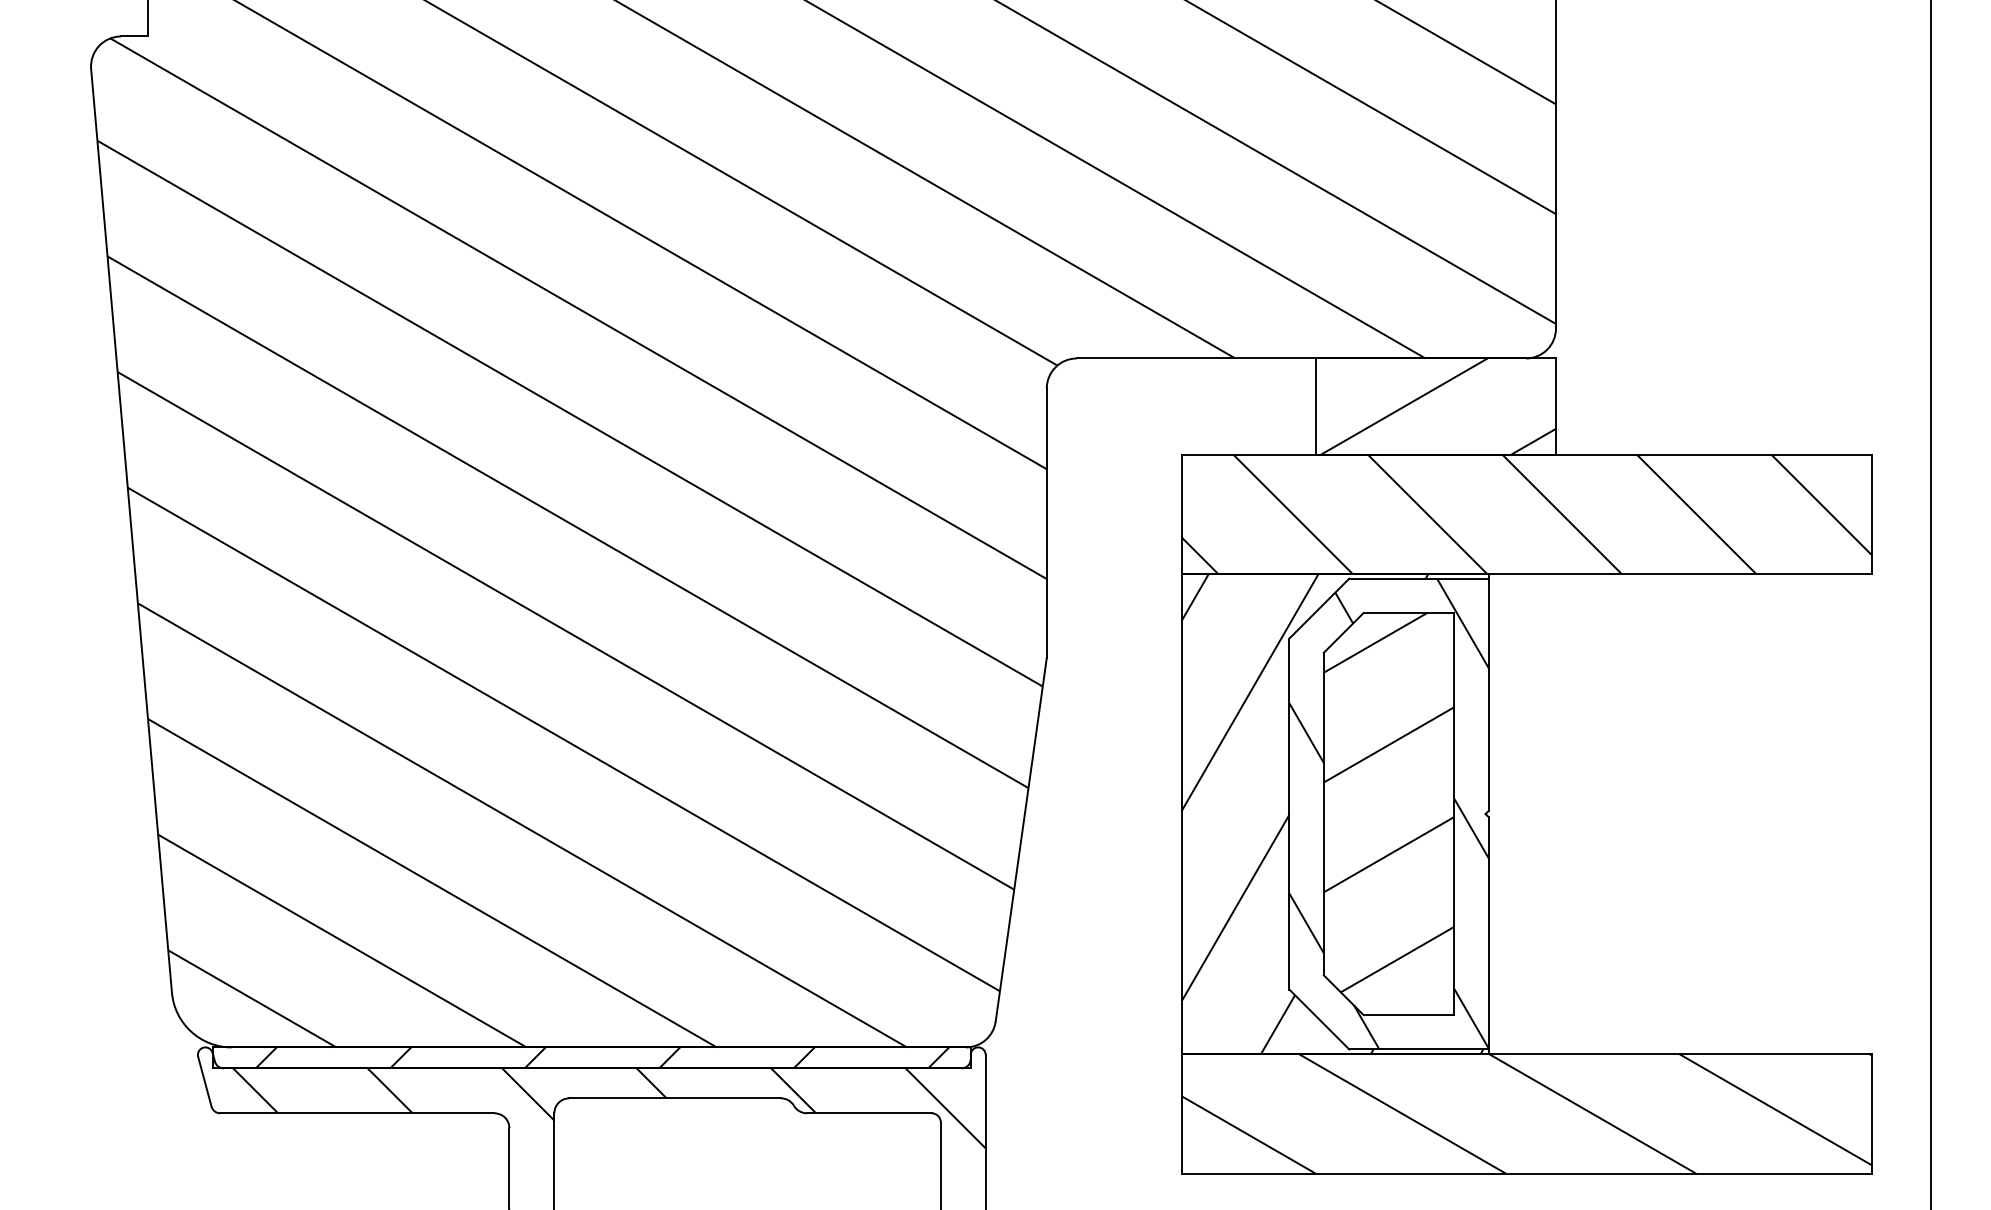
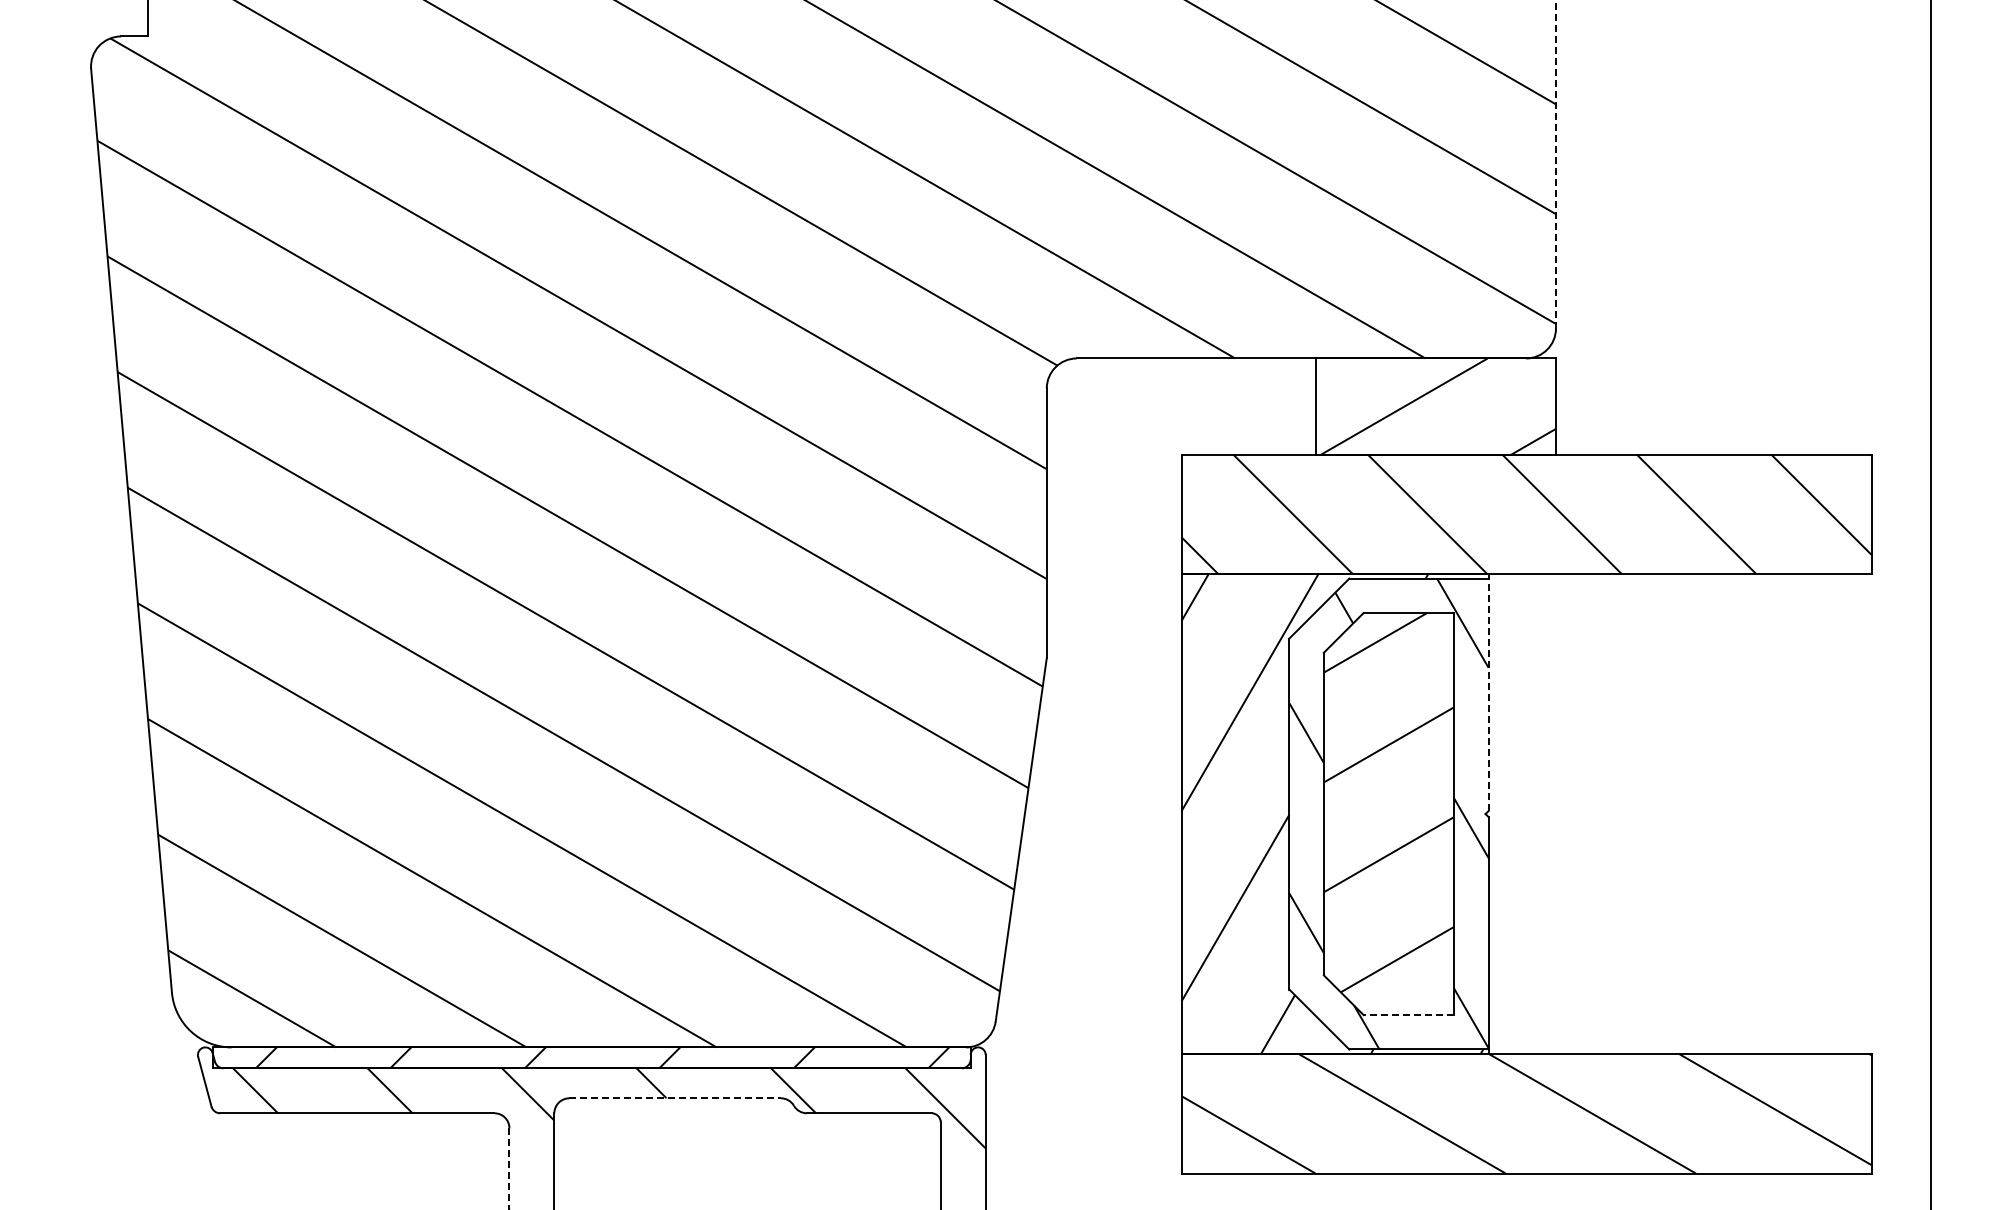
line: solid -> dashed (1555, 164)
line: solid -> dashed (1488, 694)
line: solid -> dashed (1408, 1015)
line: solid -> dashed (675, 1098)
line: solid -> dashed (509, 1169)
